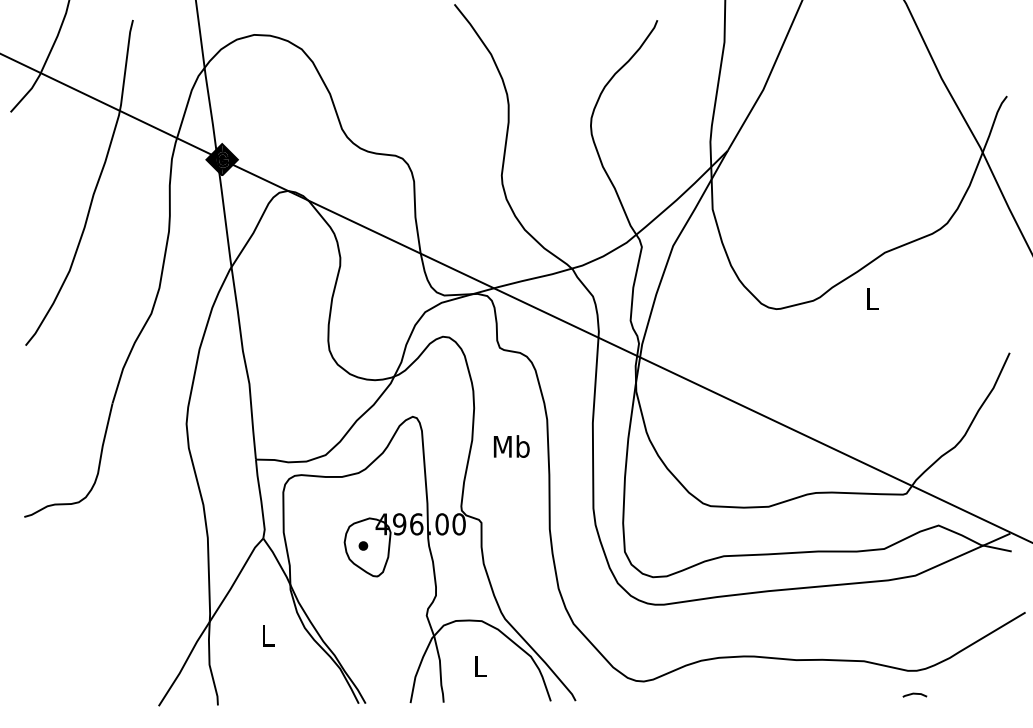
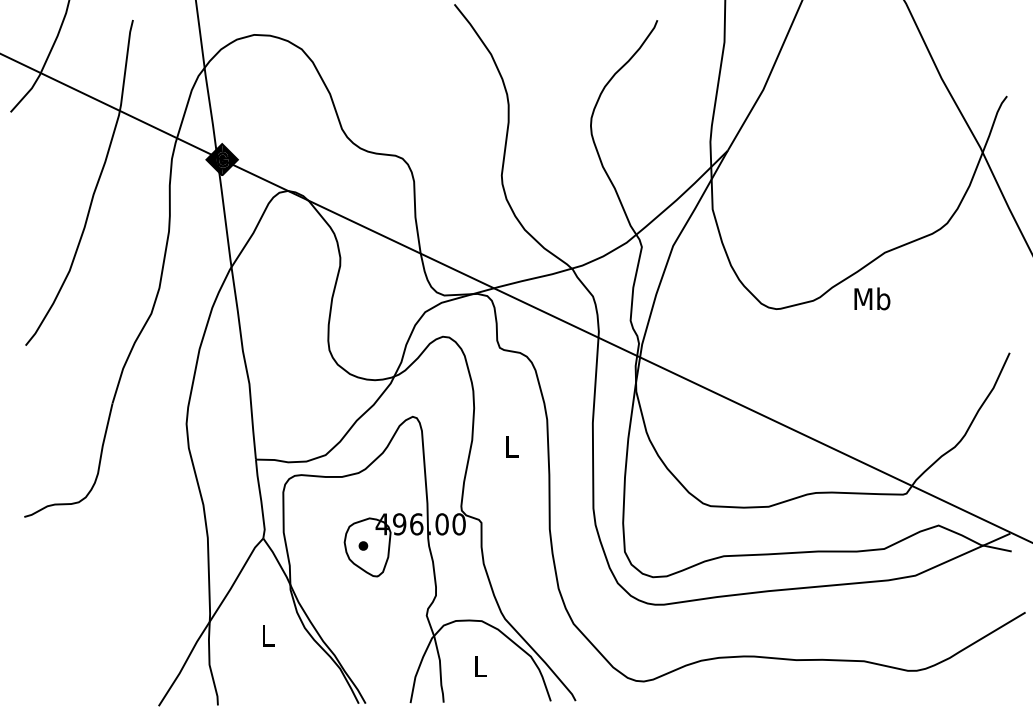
text: L -> Mb (872, 298)
text: Mb -> L (511, 446)
line: present -> none (914, 694)
